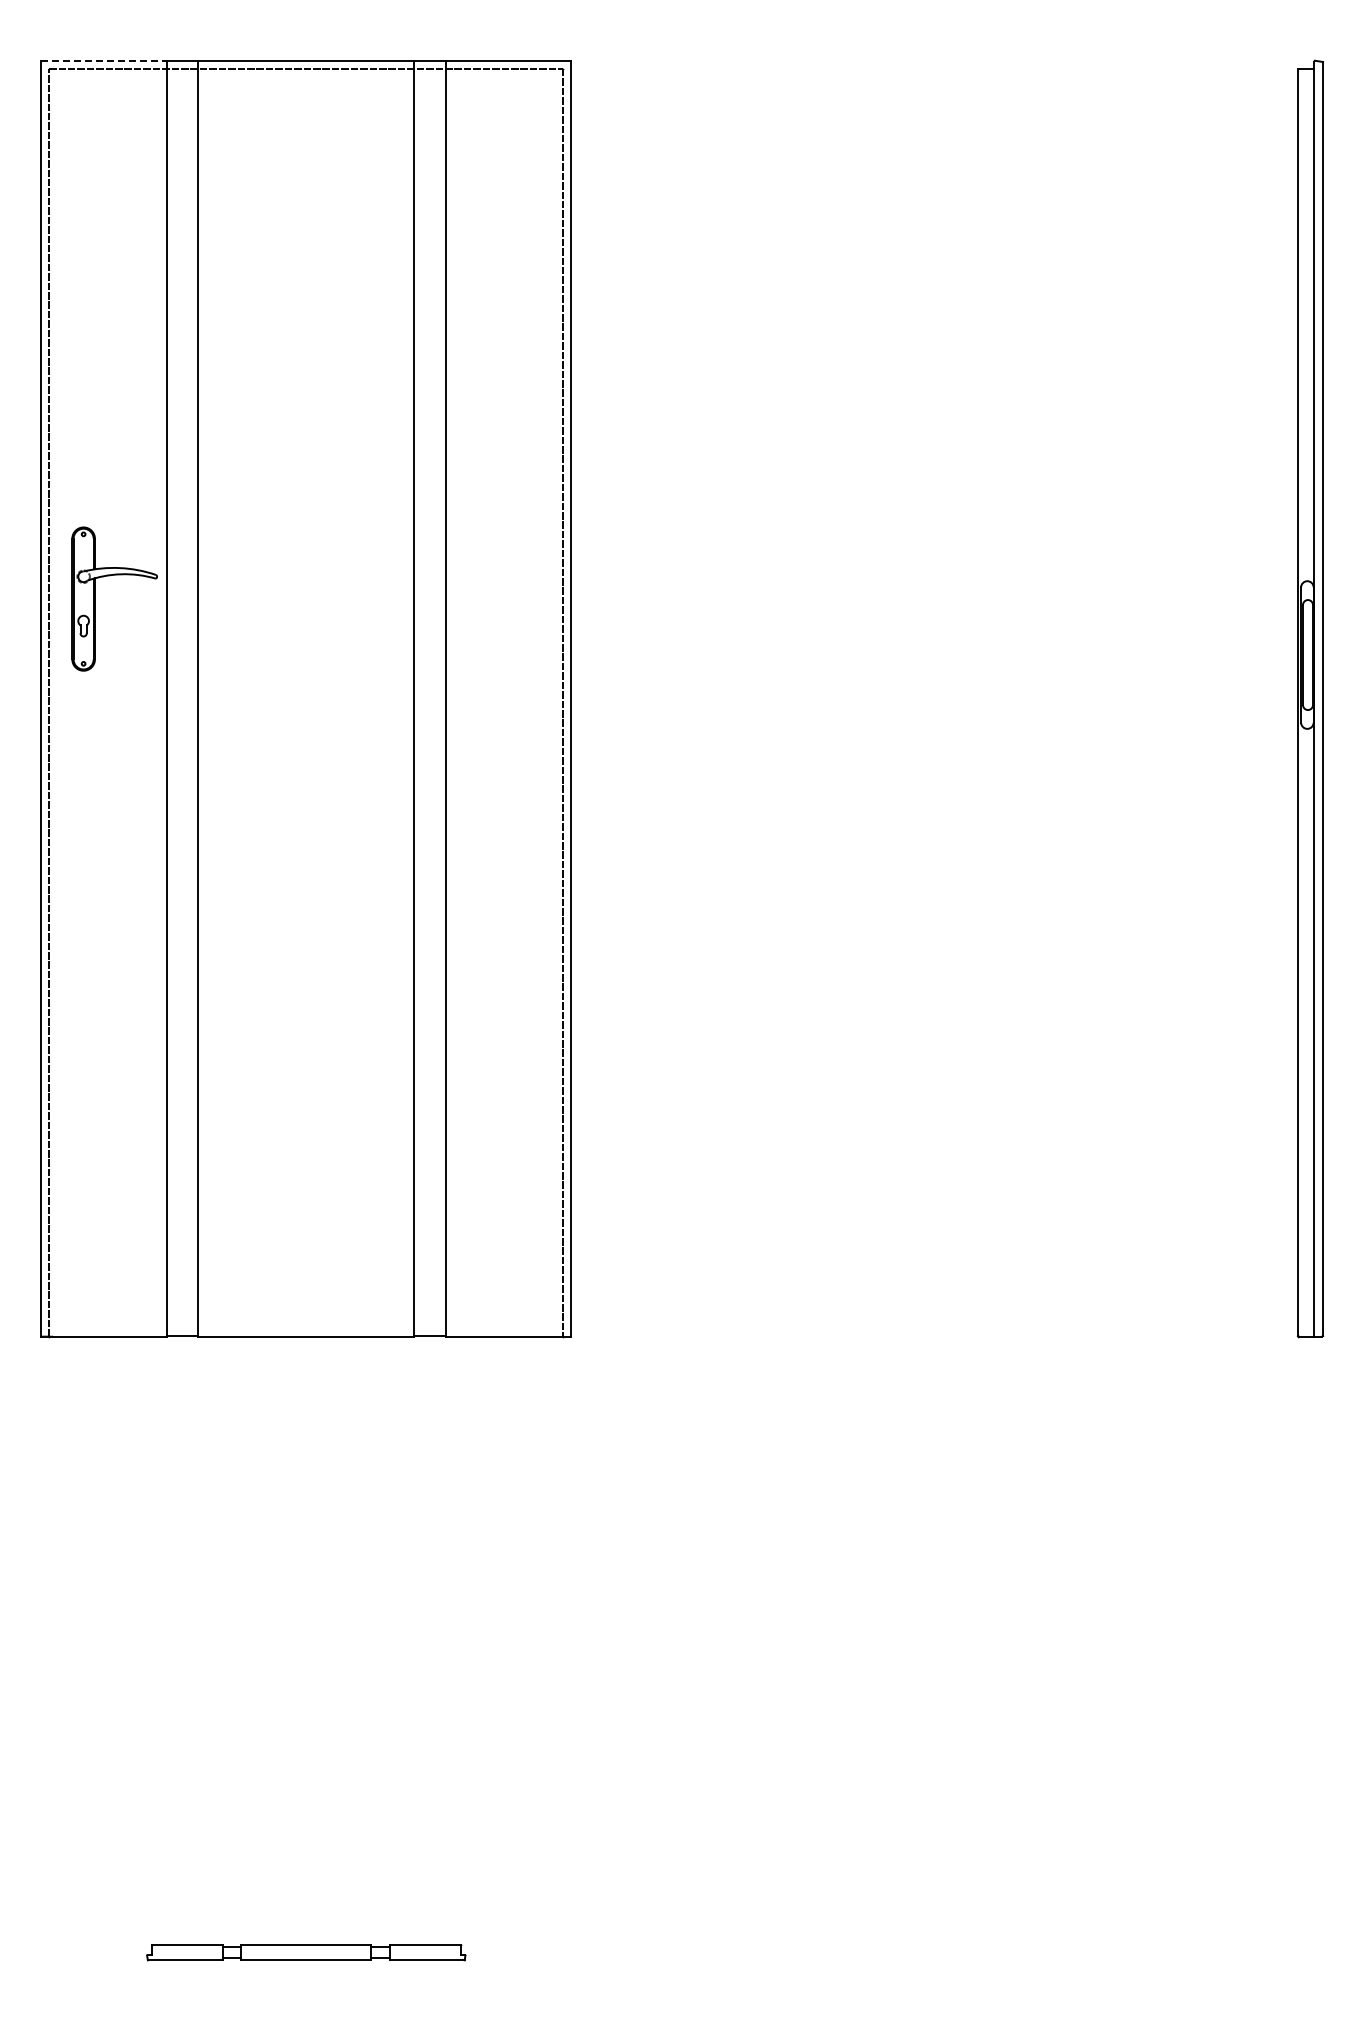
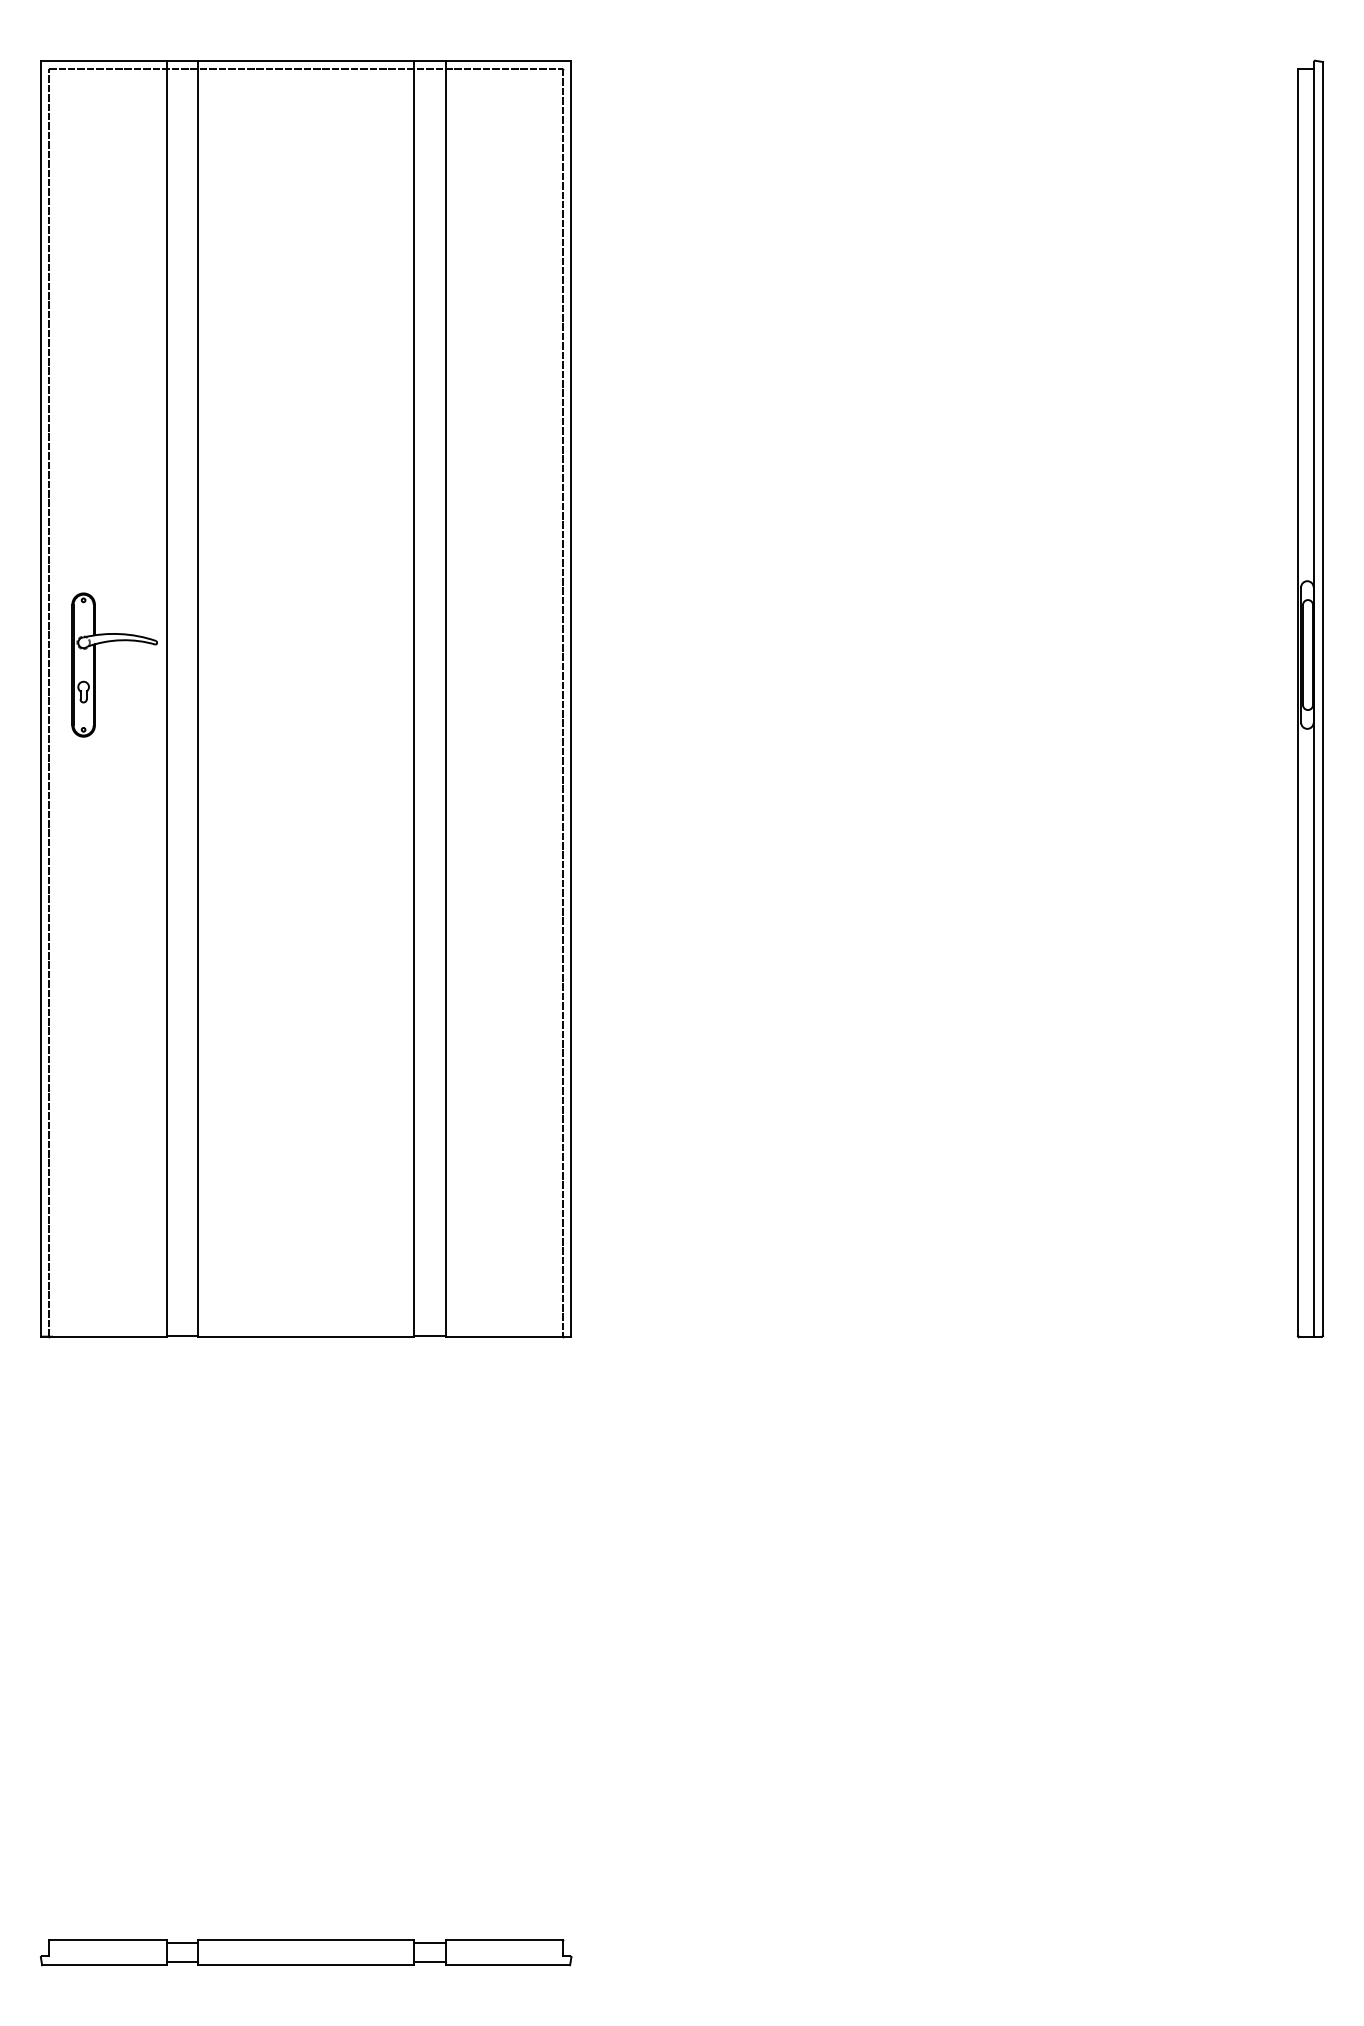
line: dashed -> solid (103, 60)
part position: (95, 598) -> (95, 664) (95, 664)
part size: 321x18 px -> 533x28 px (306, 1952)
